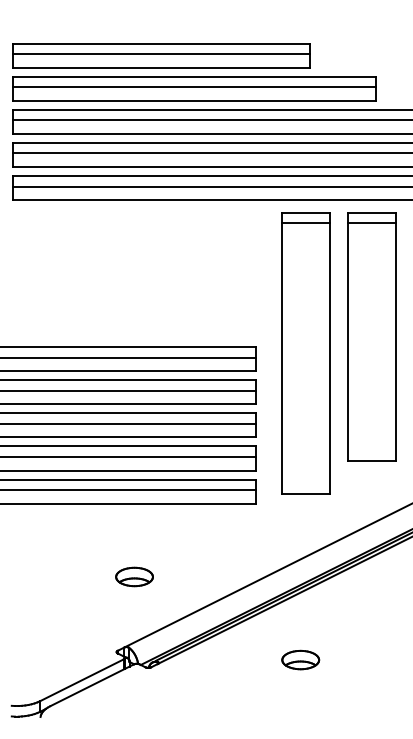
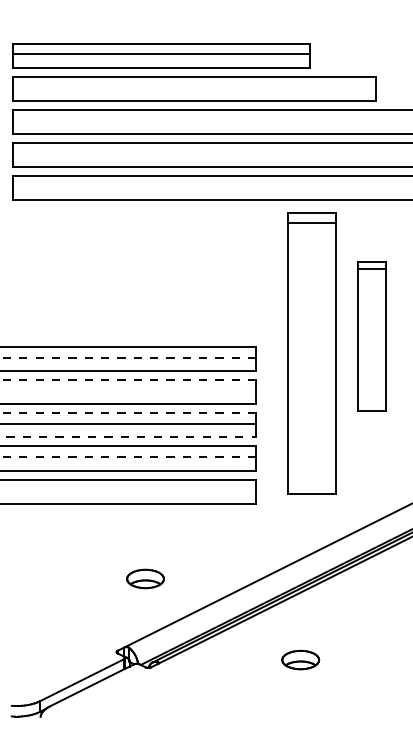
line: present -> none (194, 87)
line: present -> none (210, 120)
line: present -> none (210, 153)
line: present -> none (210, 186)
part size: 50x250 px -> 30x151 px (371, 336)
part position: (305, 353) -> (311, 353) (311, 353)
line: solid -> dashed (128, 357)
line: solid -> dashed (128, 380)
line: present -> none (129, 390)
line: solid -> dashed (128, 413)
line: solid -> dashed (128, 437)
line: solid -> dashed (128, 457)
line: present -> none (129, 490)
part position: (134, 576) -> (145, 578) (145, 578)
